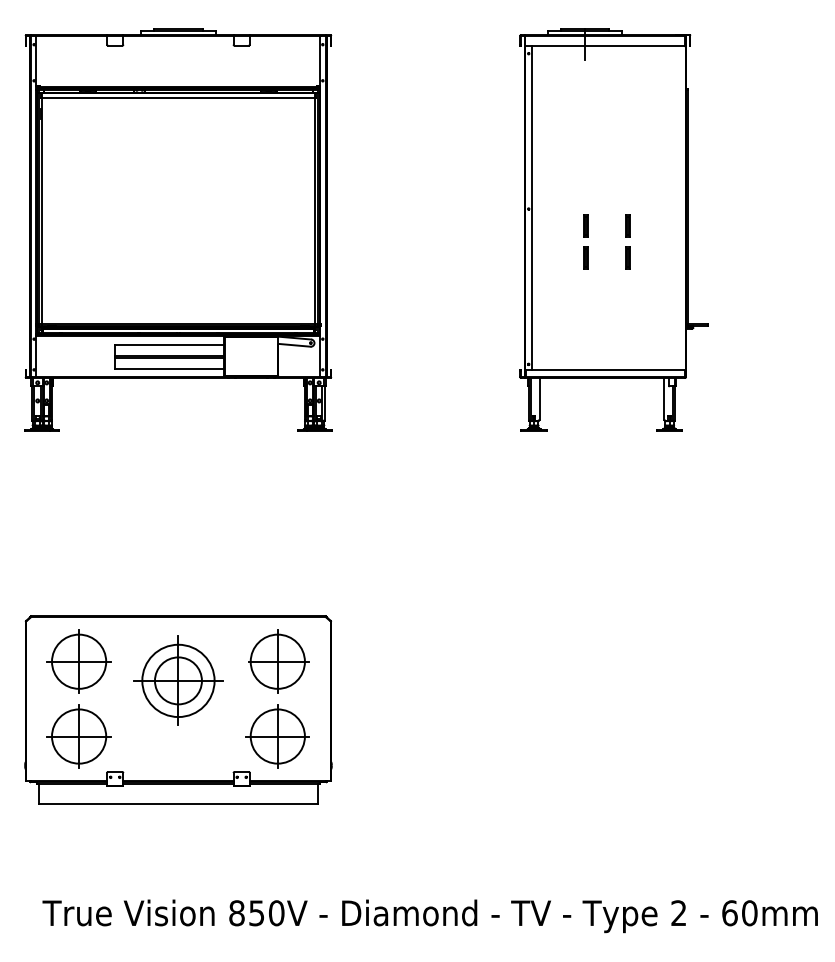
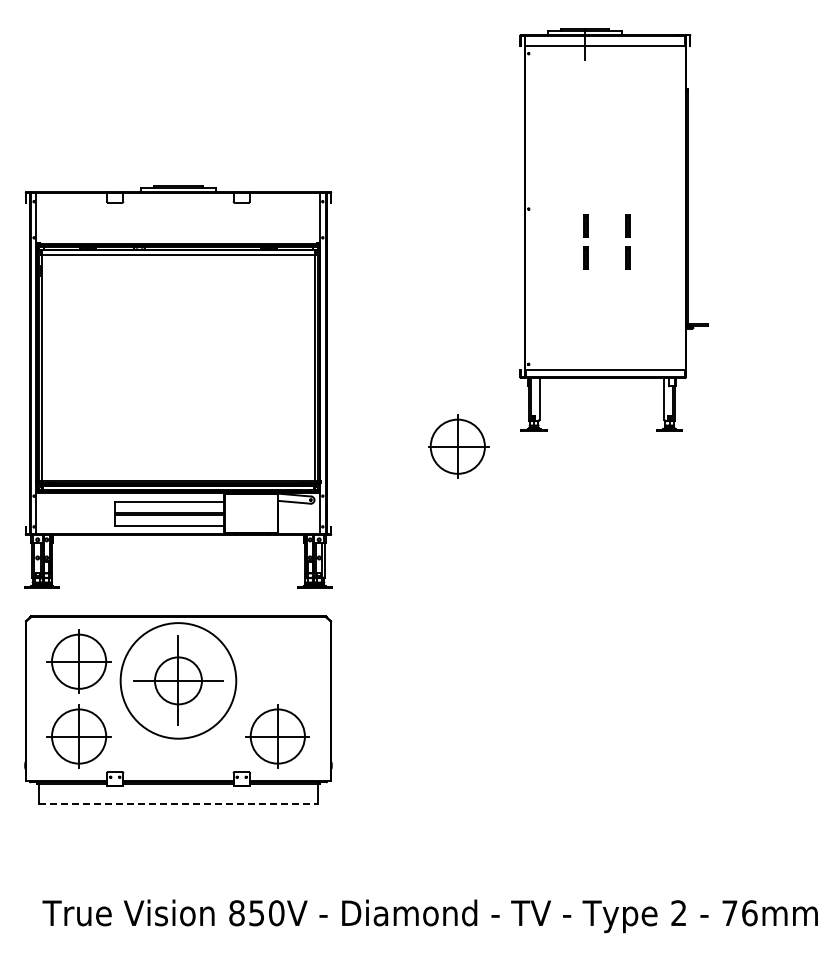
line: present -> none (531, 208)
part position: (178, 229) -> (178, 386) (178, 386)
part position: (278, 661) -> (458, 446) (458, 446)
circle diameter: 72 px -> 116 px (178, 680)
line: solid -> dashed (178, 804)
text: 60mm -> 76mm (739, 913)
